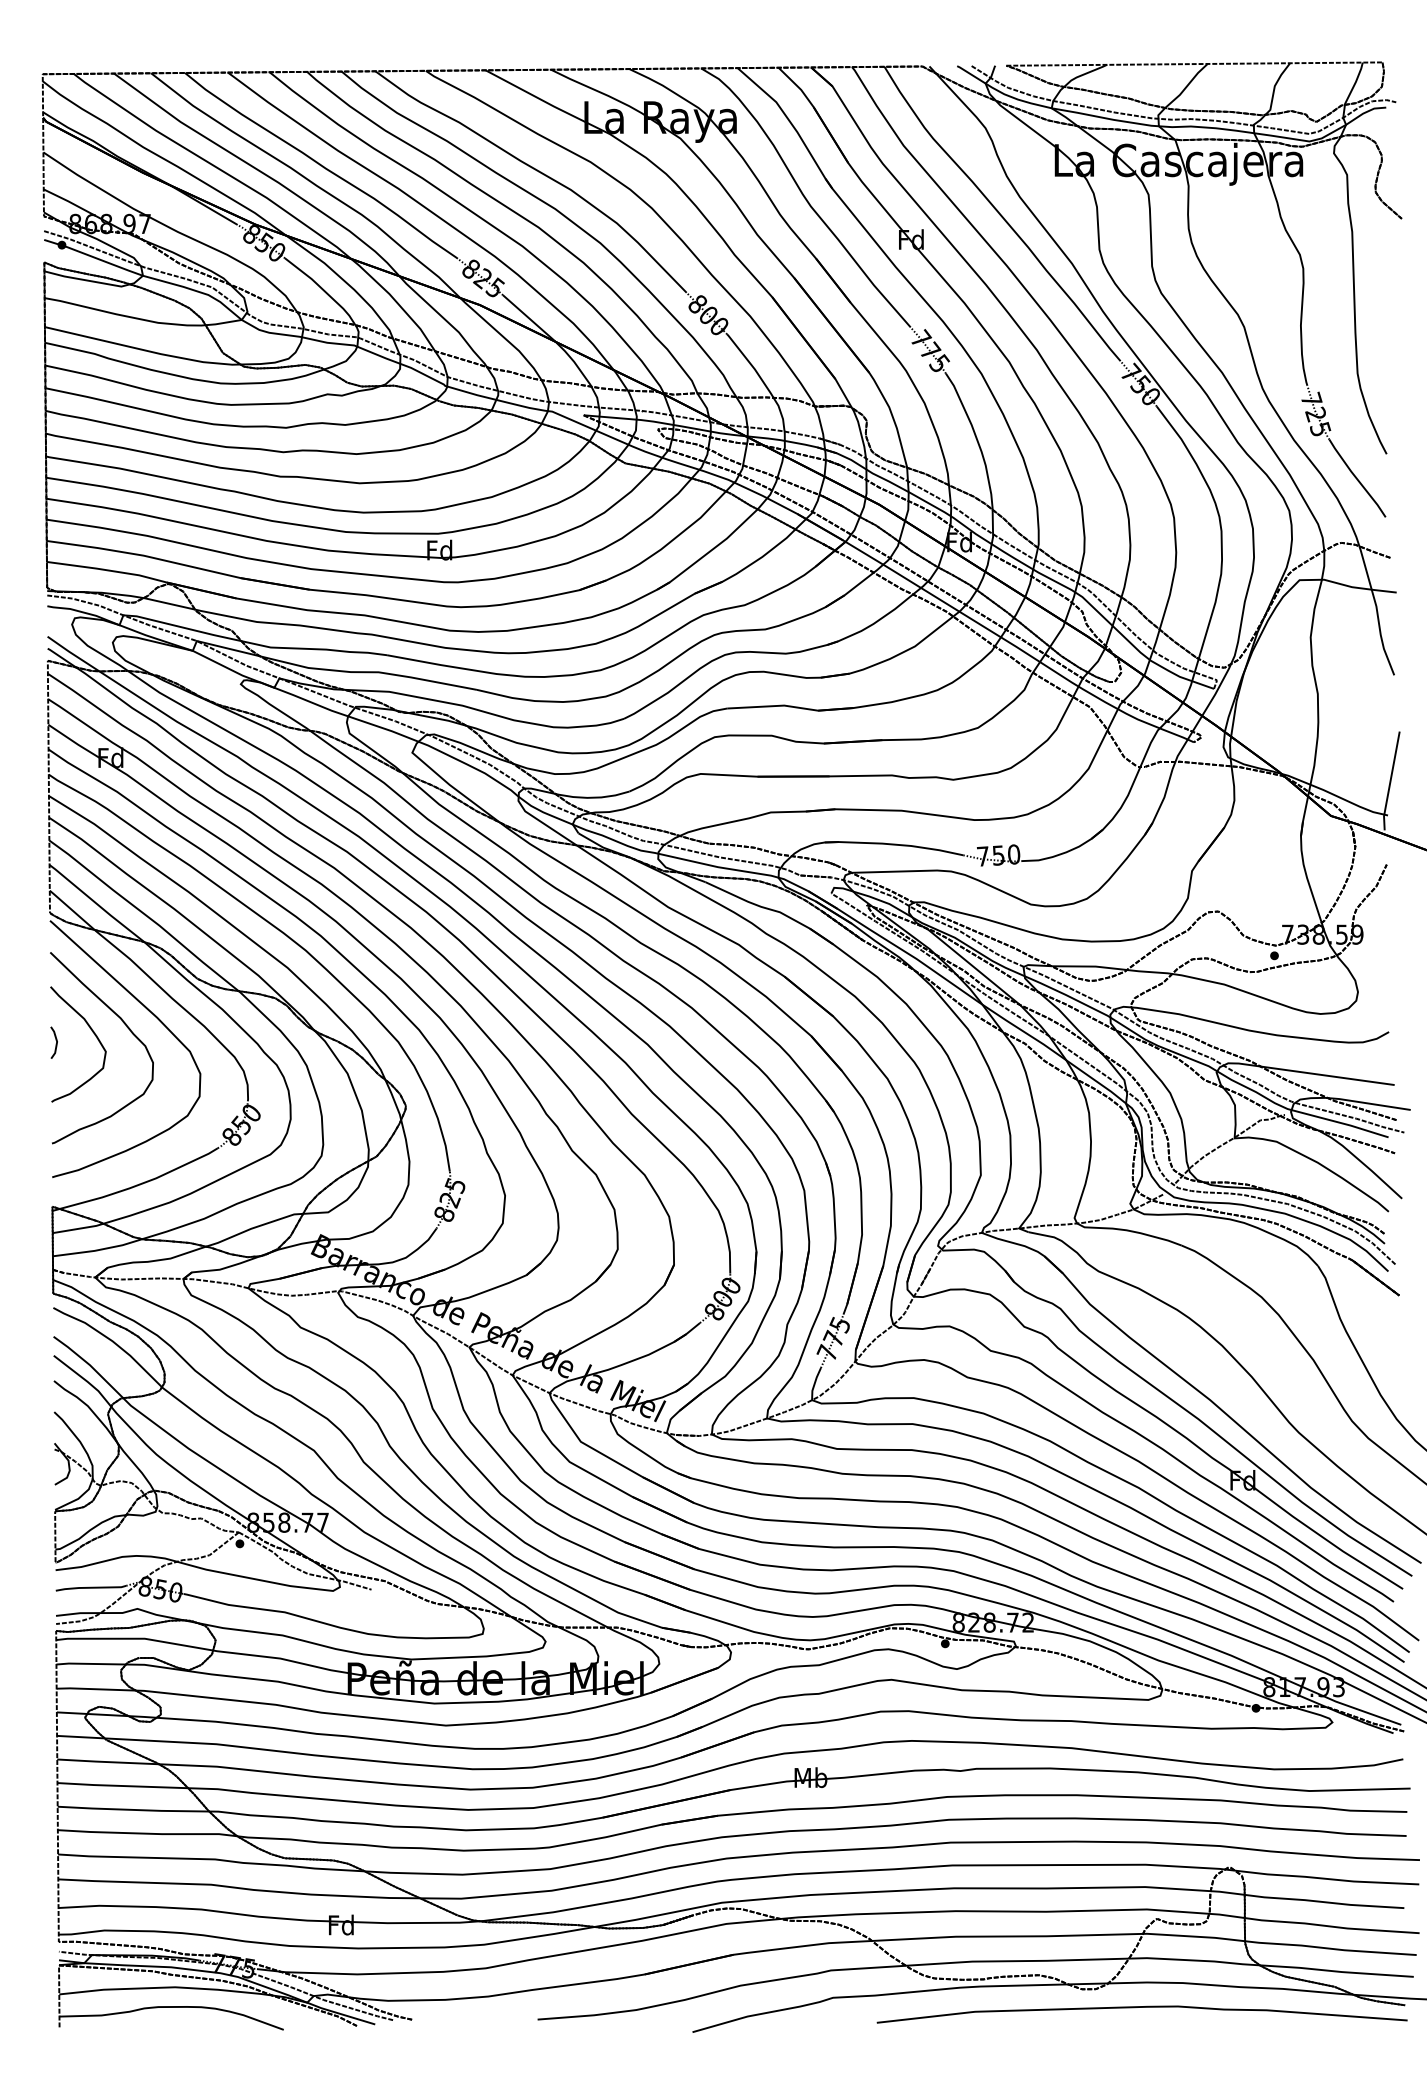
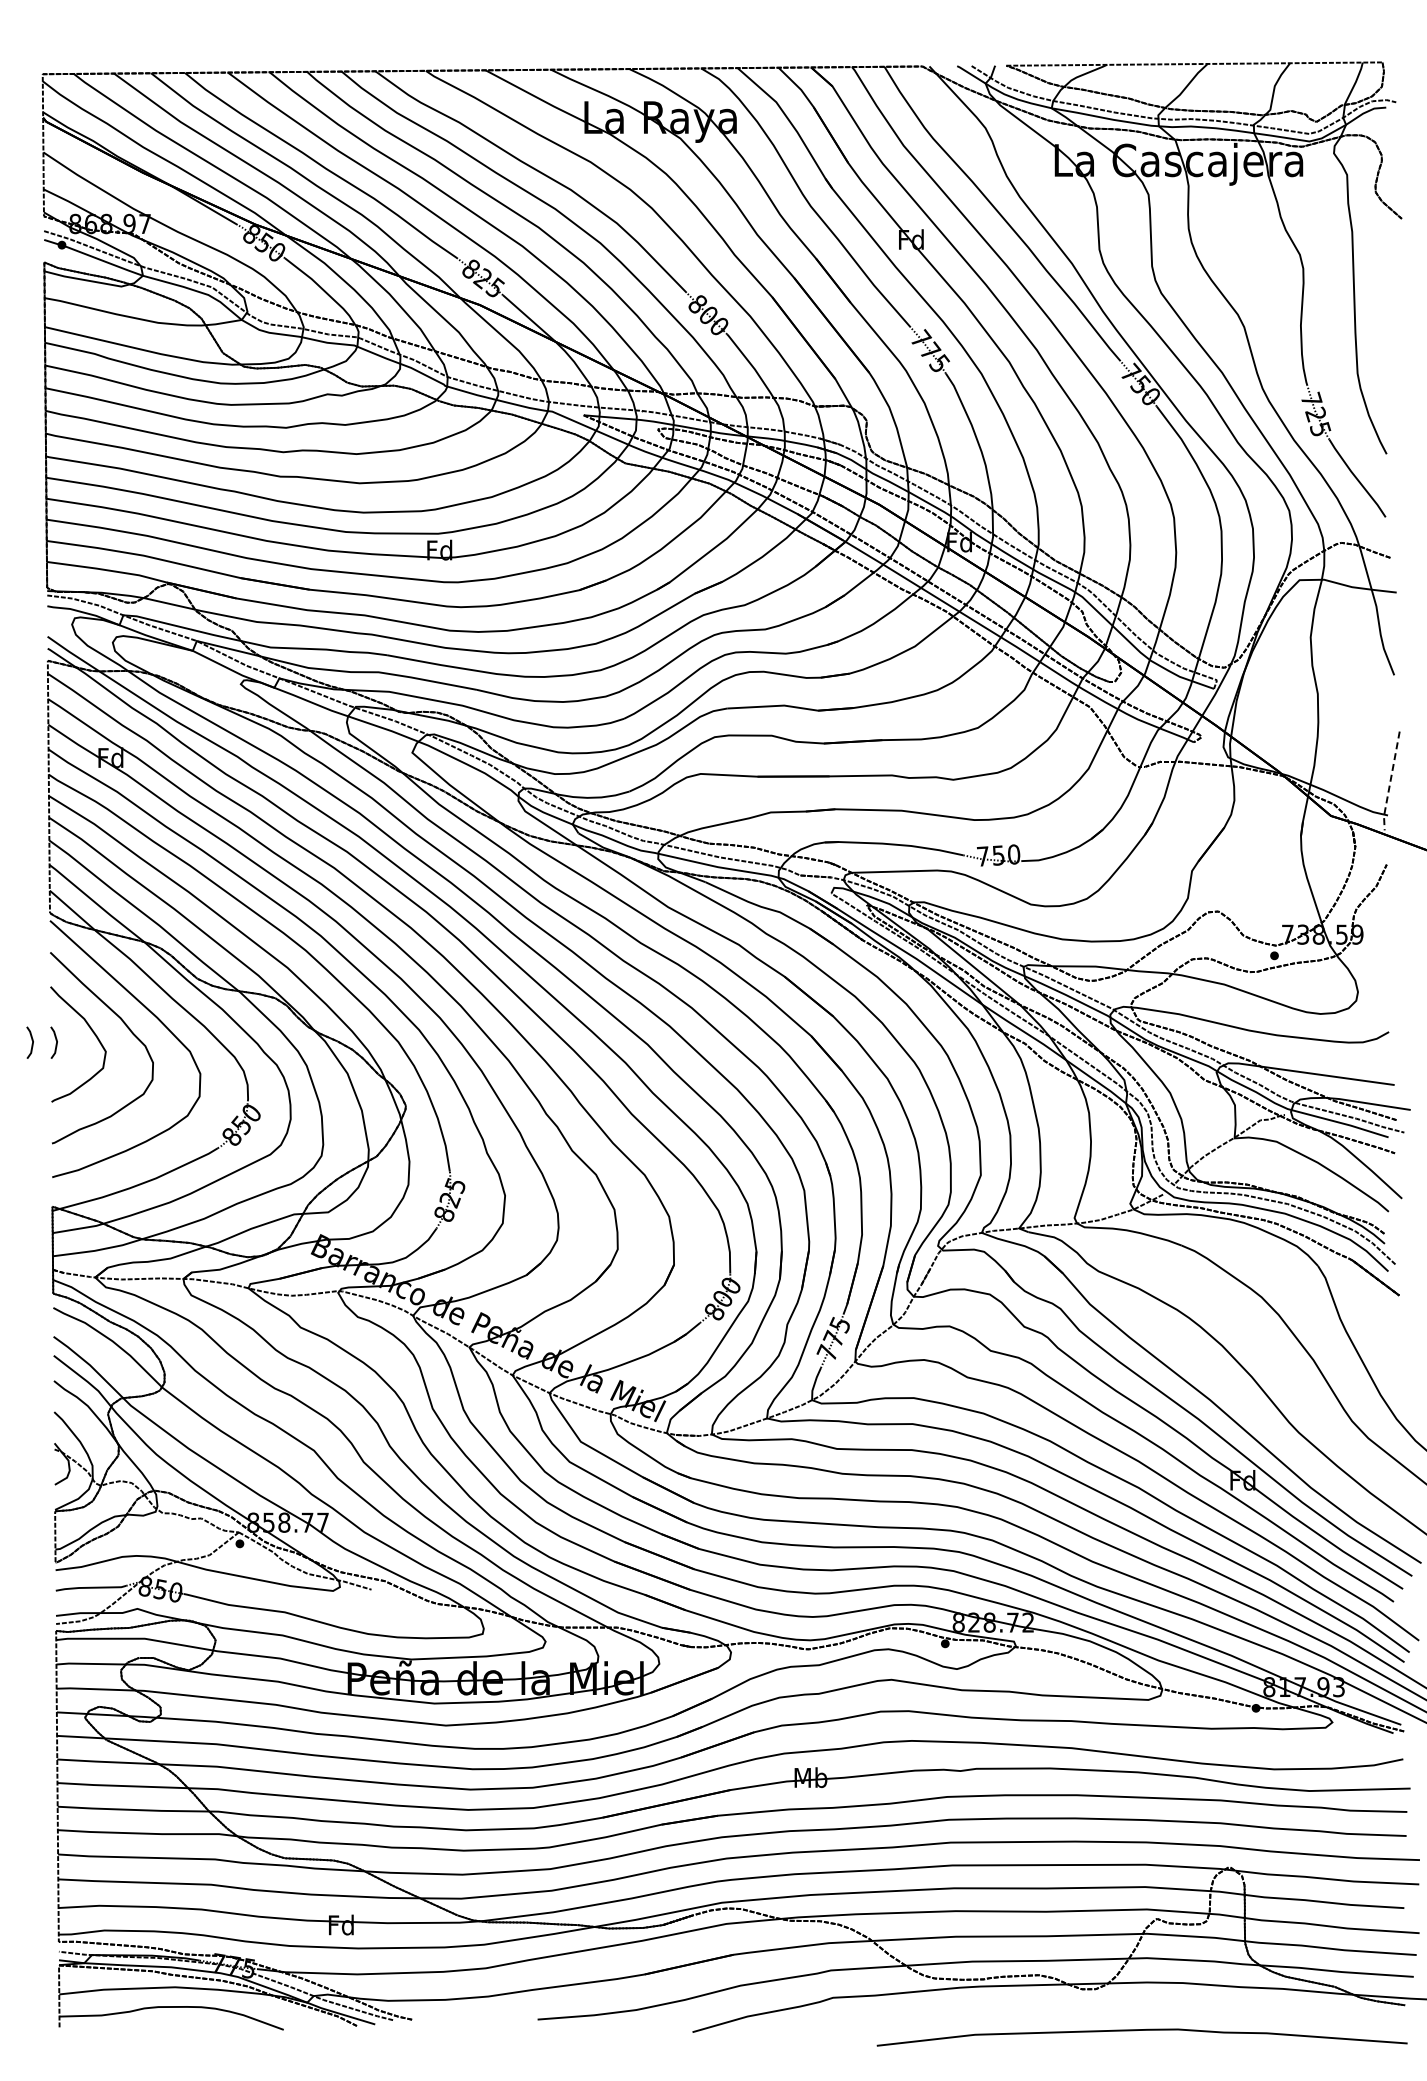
line: solid -> dashed (1390, 782)
line: none -> present (31, 1040)
curve position: (1141, 2007) -> (1141, 2030) (1141, 2030)
